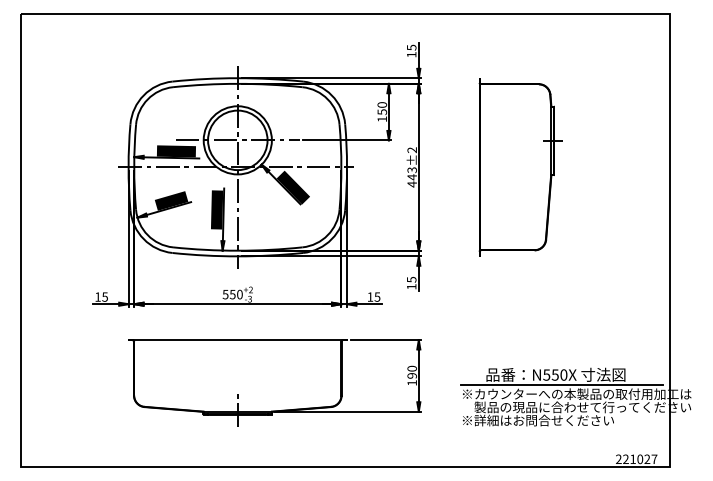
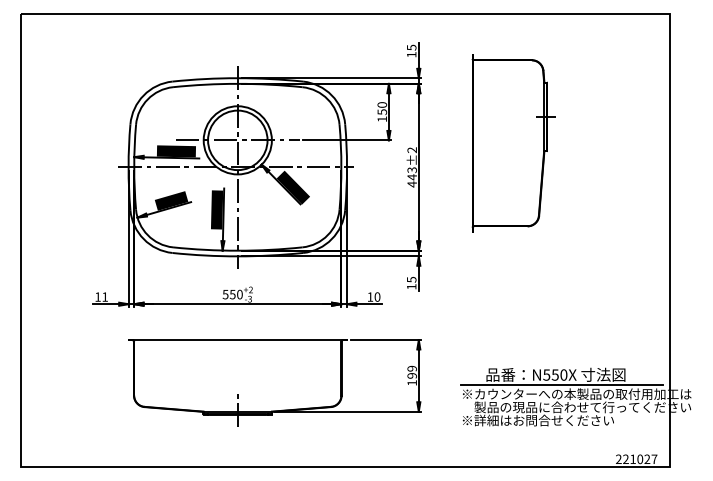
part position: (520, 167) -> (513, 143) (513, 143)
text: 15 -> 11 (104, 296)
text: 15 -> 10 (377, 296)
text: 190 -> 199 (411, 368)
